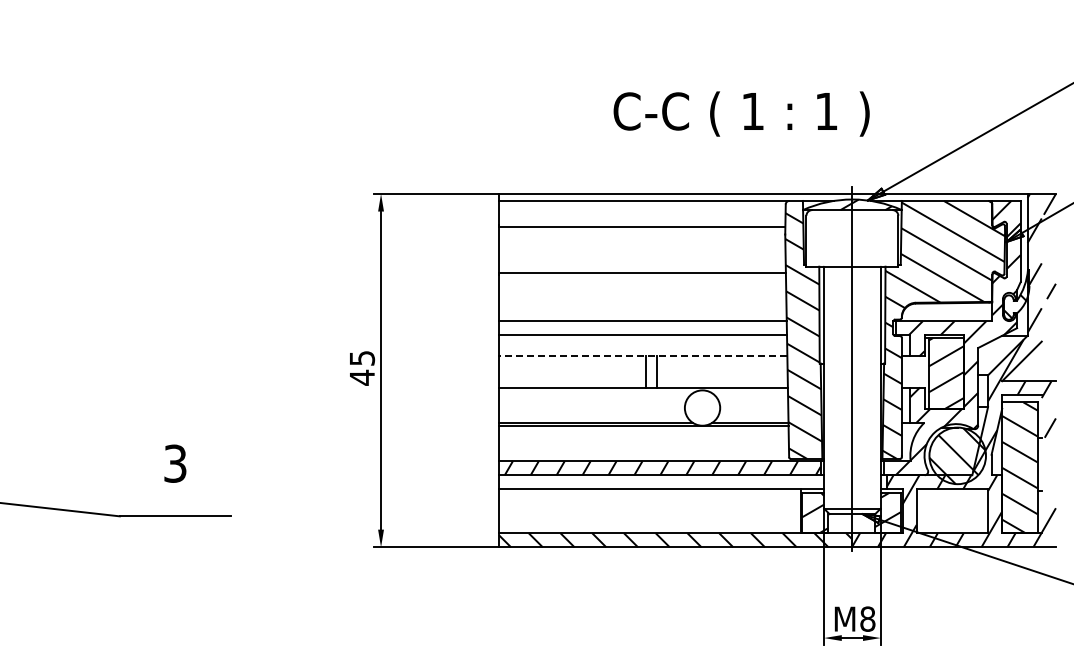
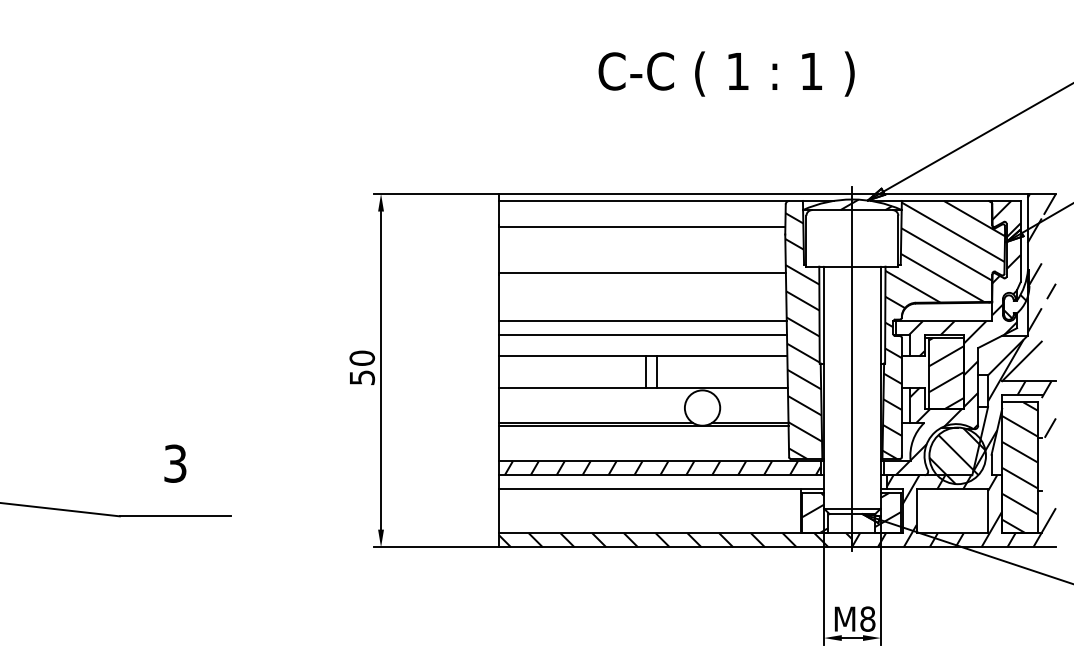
text position: (741, 113) -> (726, 73) (726, 73)
line: dashed -> solid (642, 356)
text: 45 -> 50 (362, 367)
